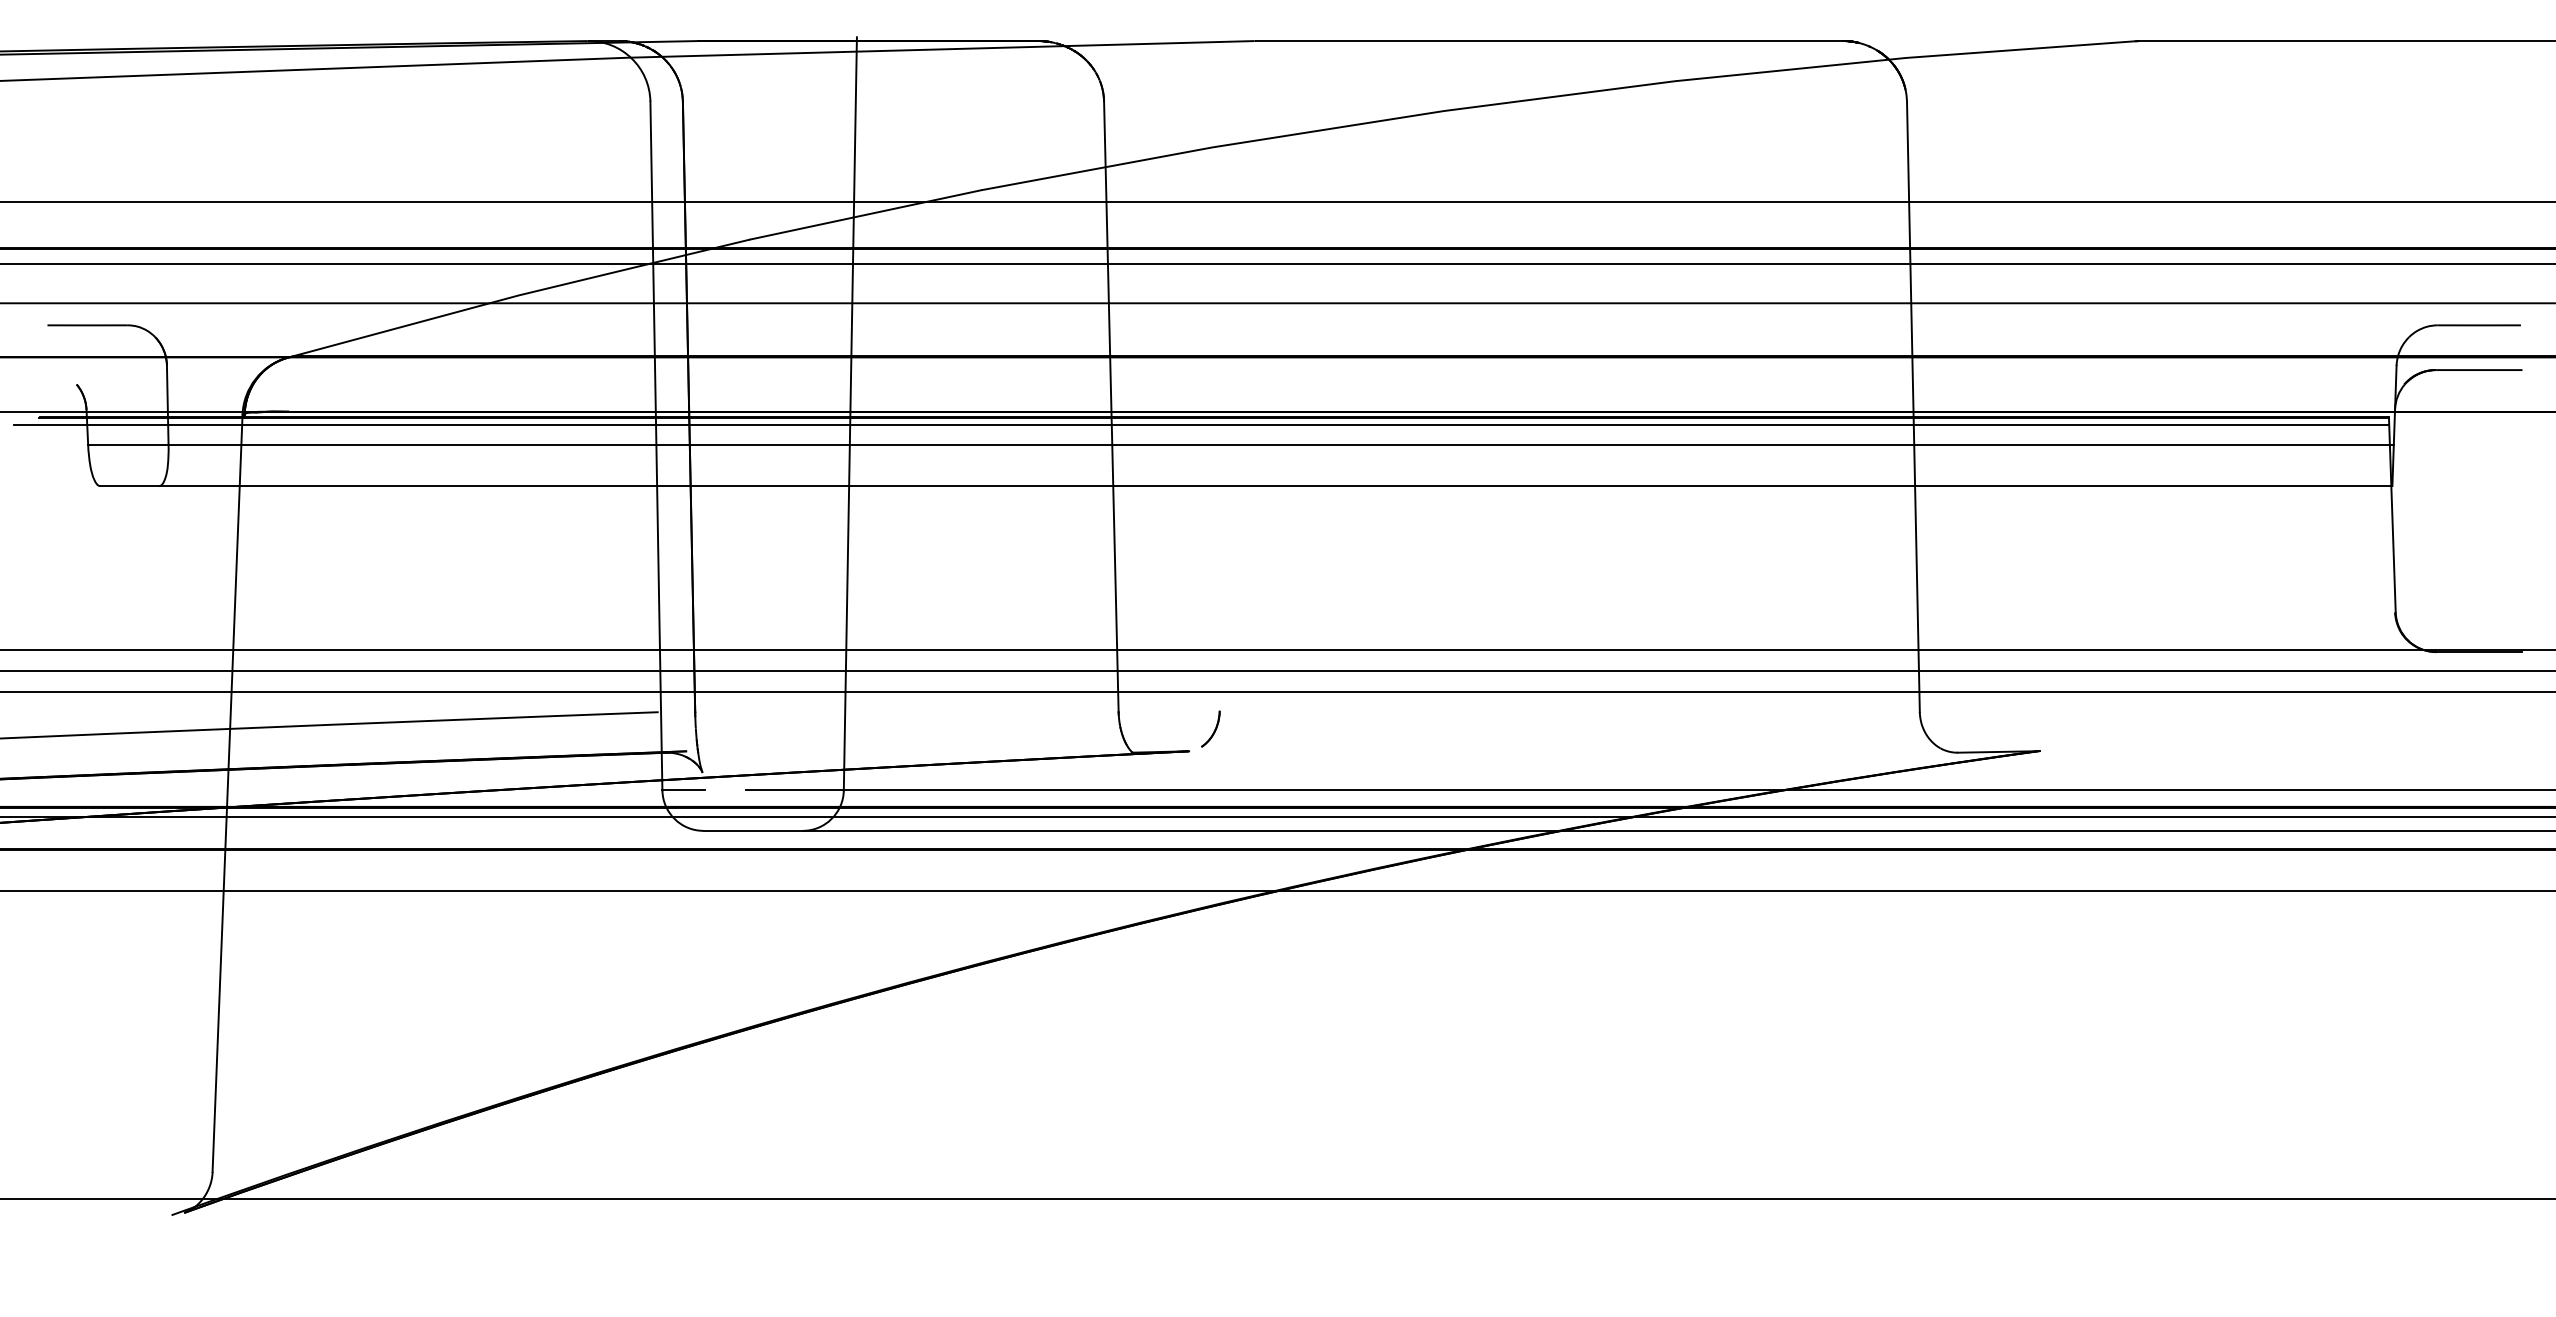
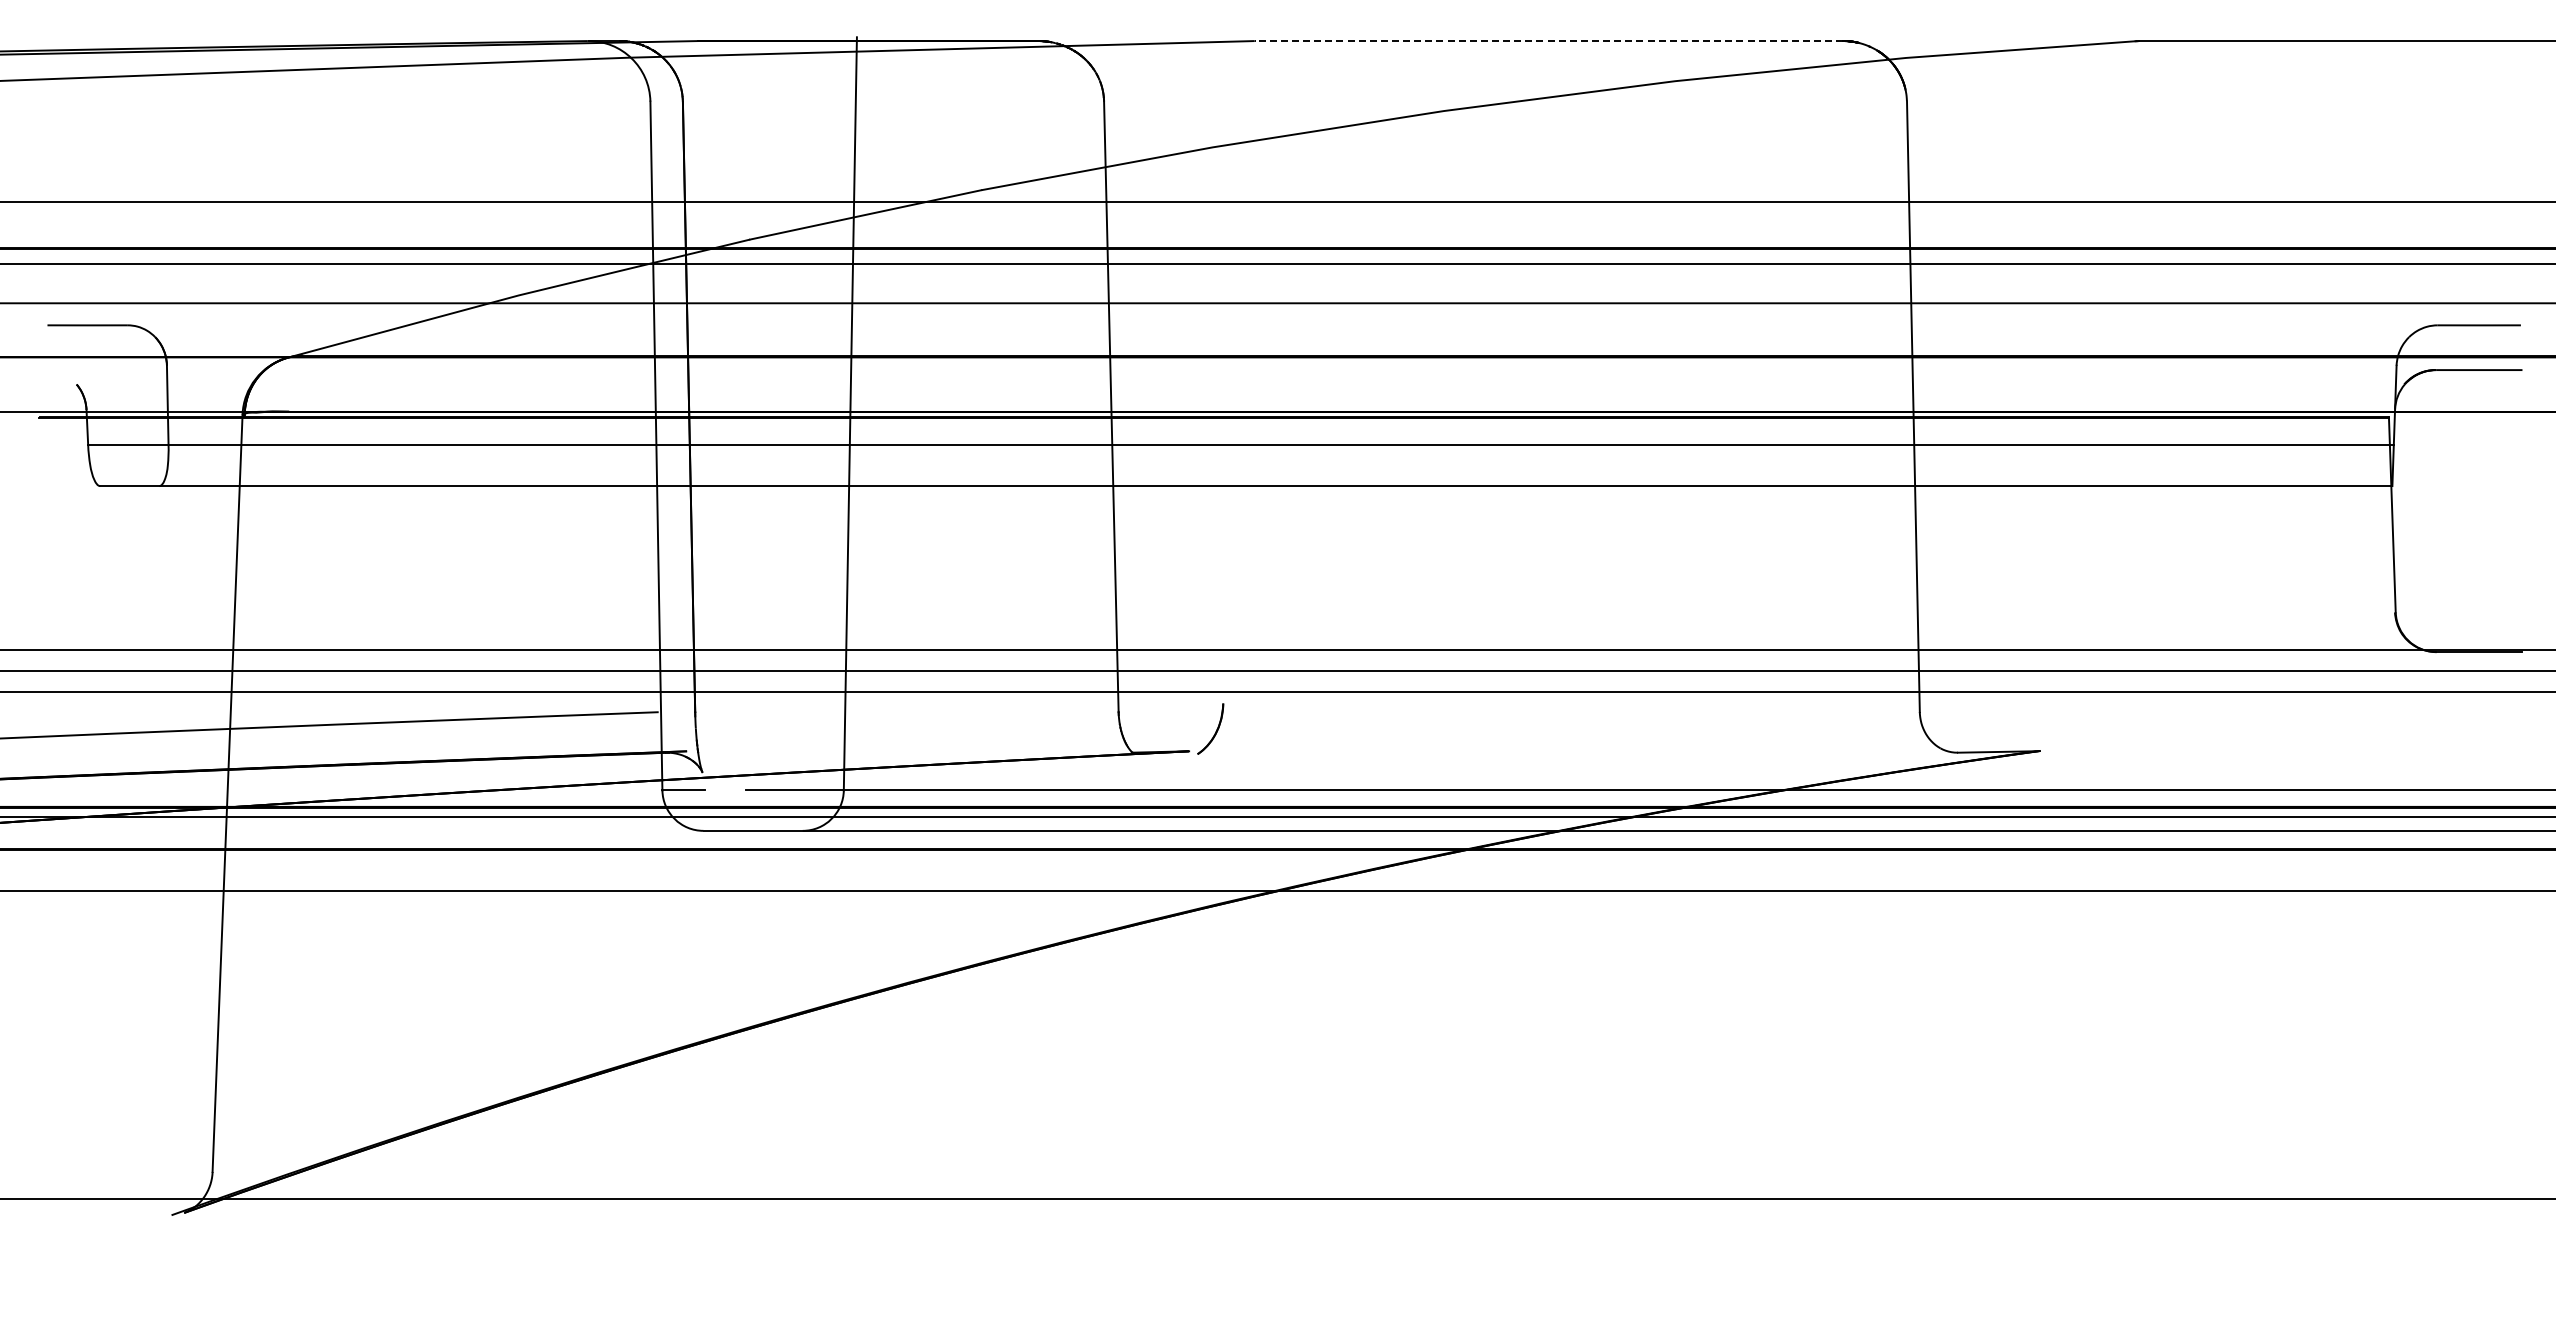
line: solid -> dashed (1549, 41)
line: present -> none (1201, 425)
part size: 20x38 px -> 28x52 px (1210, 728)
